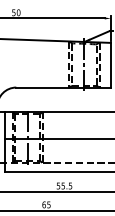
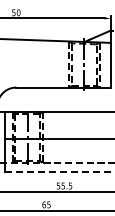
line: solid -> dashed (59, 171)
